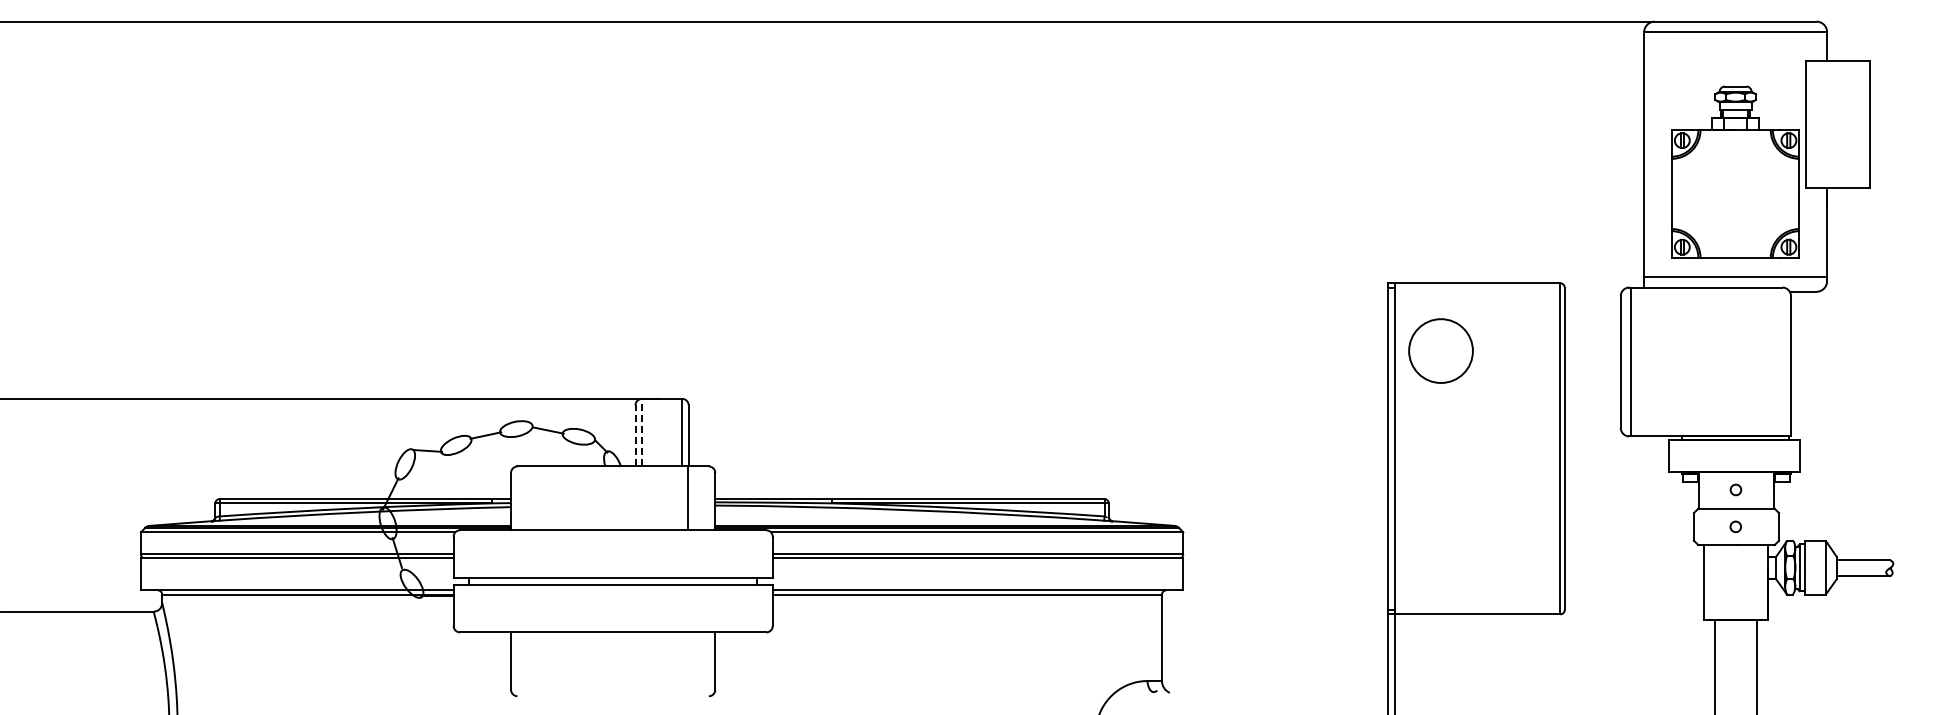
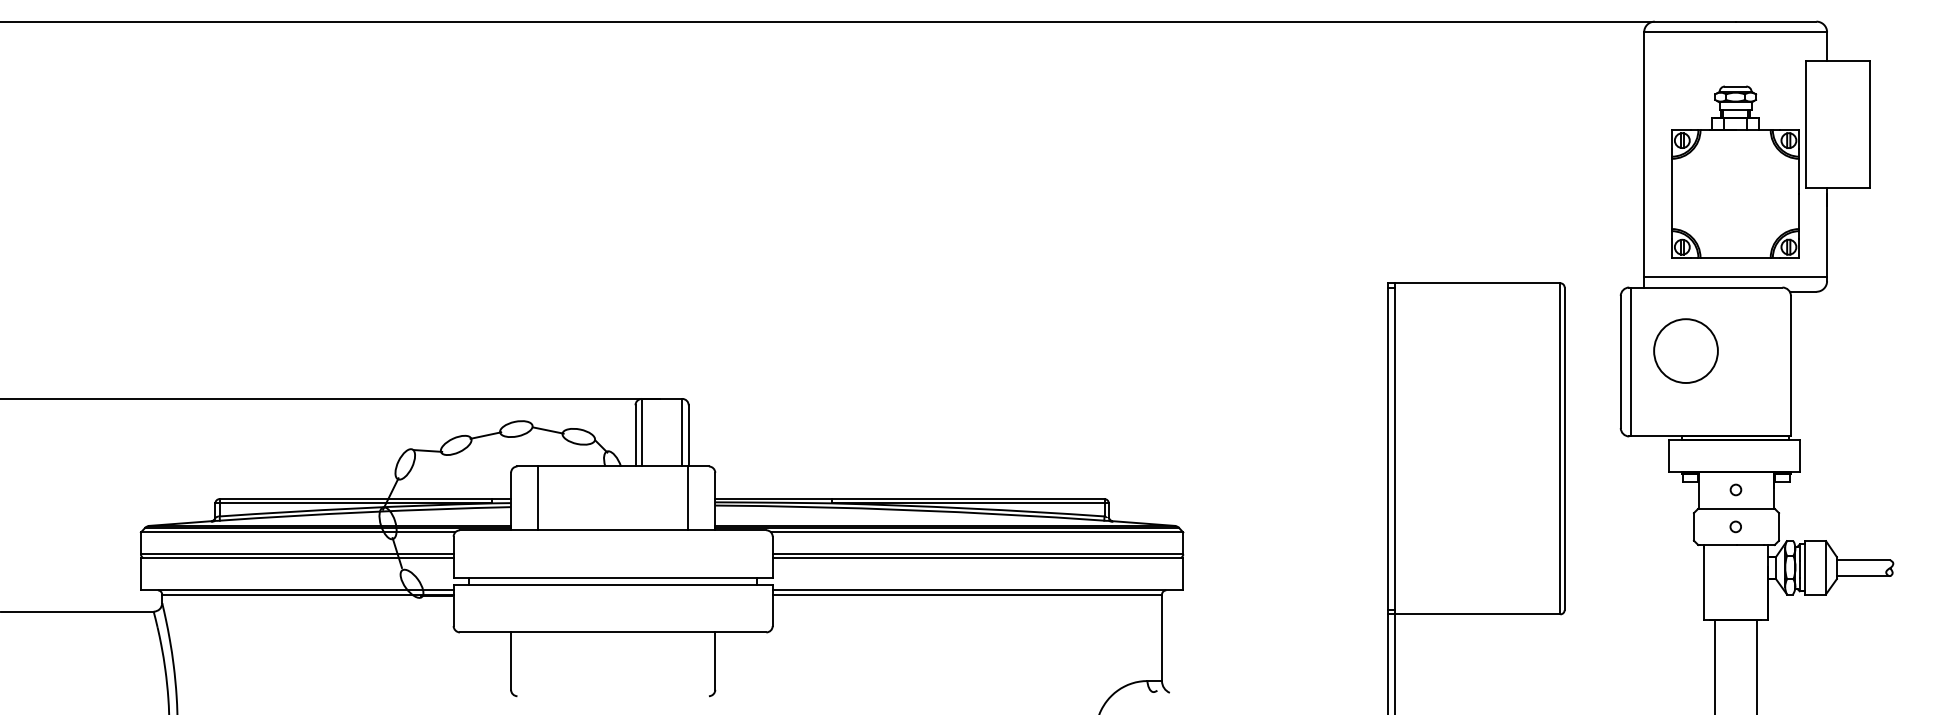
circle position: (1440, 350) -> (1685, 350) (1685, 350)
line: dashed -> solid (641, 432)
line: dashed -> solid (635, 435)
line: none -> present (537, 498)
